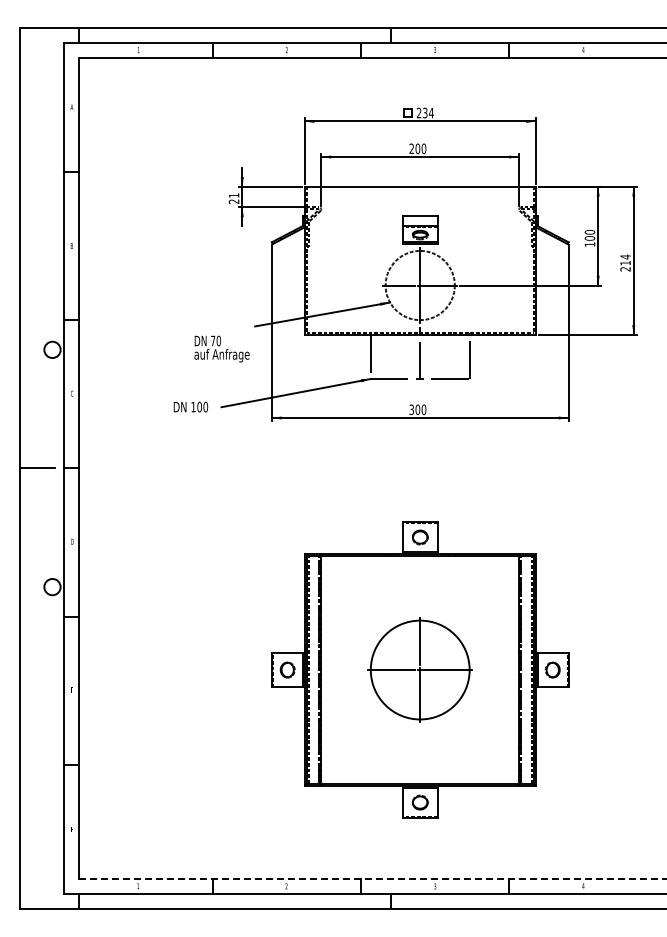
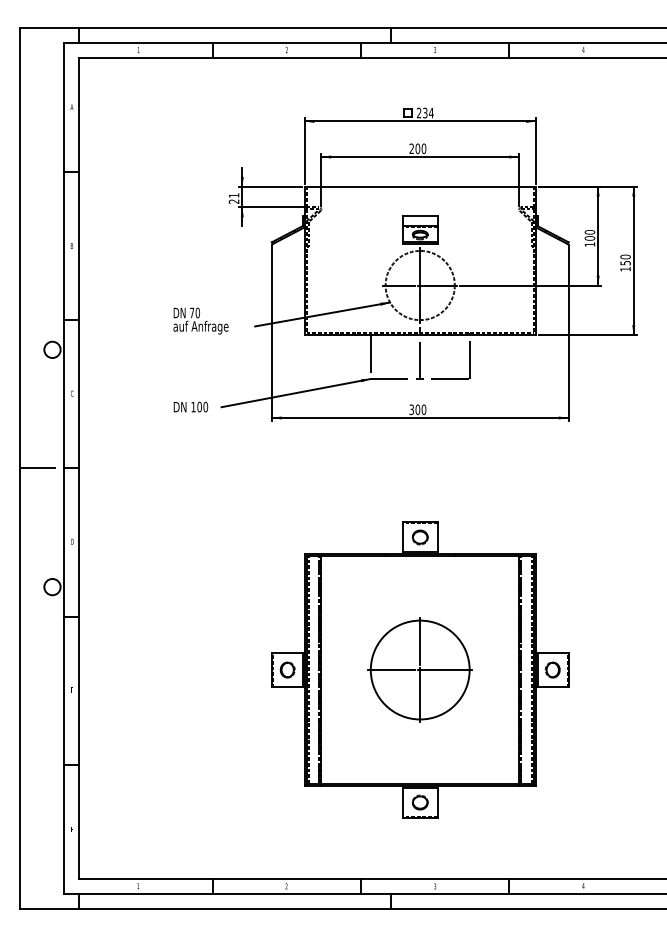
text: 214 -> 150 (625, 262)
text position: (221, 348) -> (200, 320) (200, 320)
line: dashed -> solid (373, 879)
